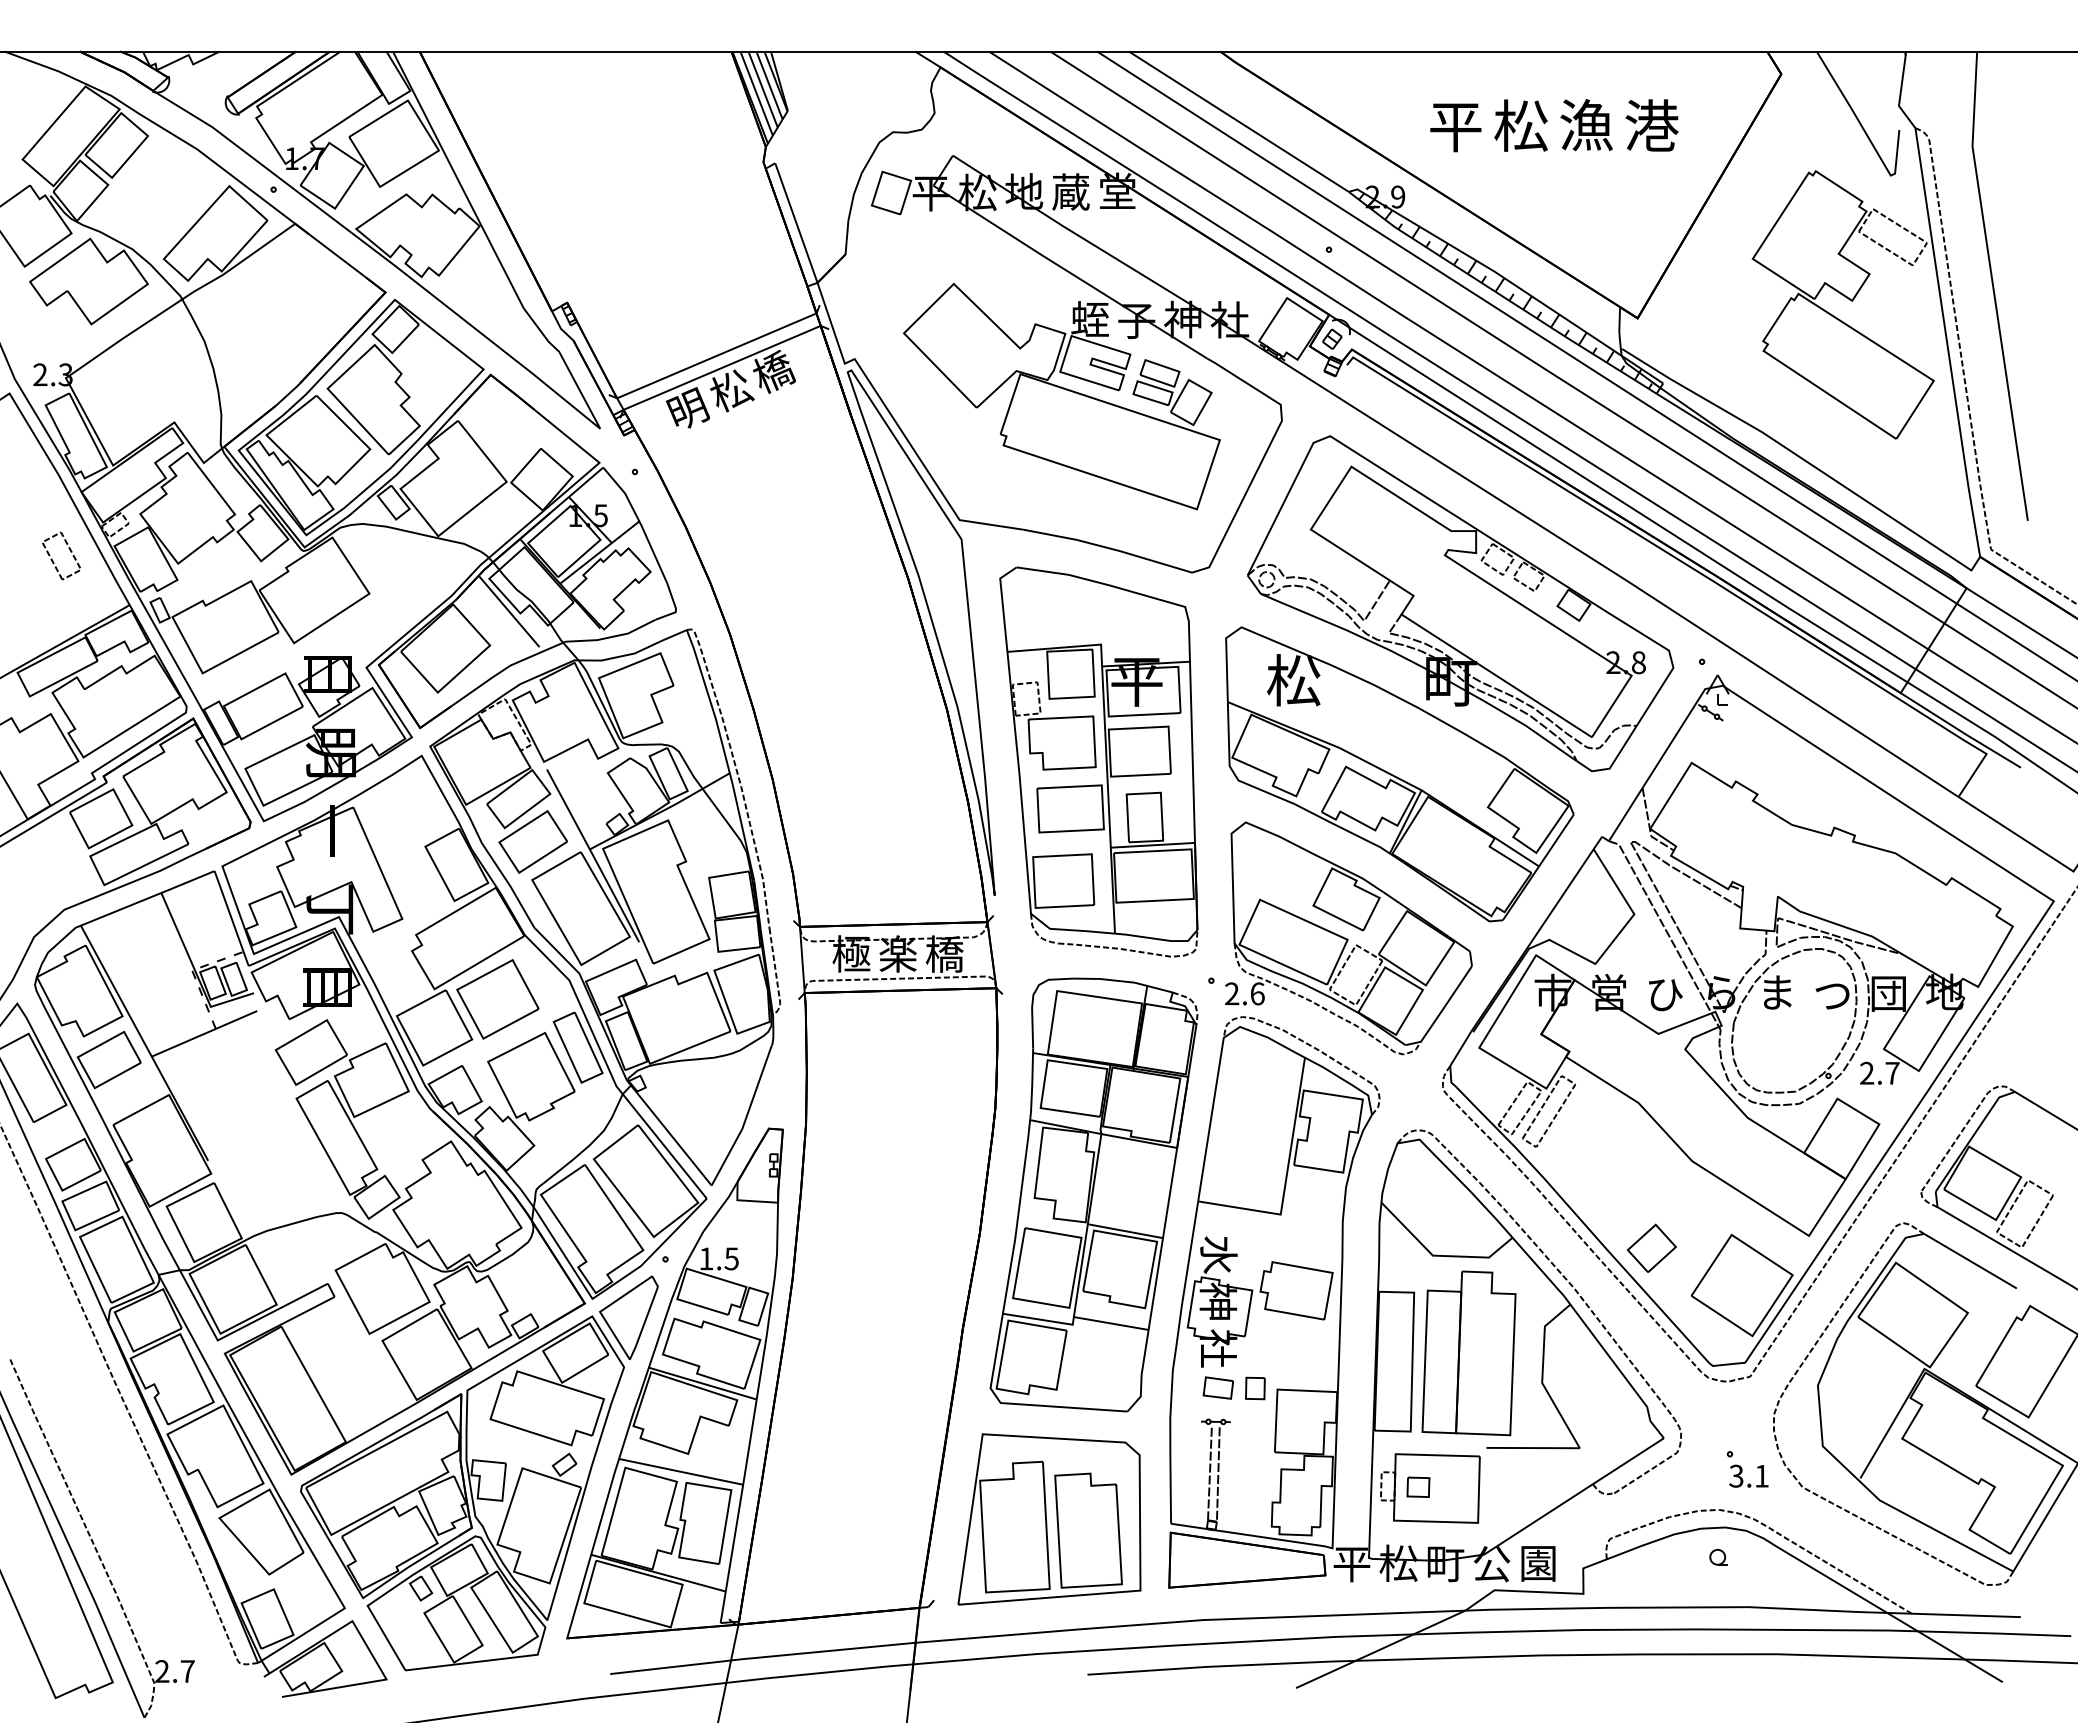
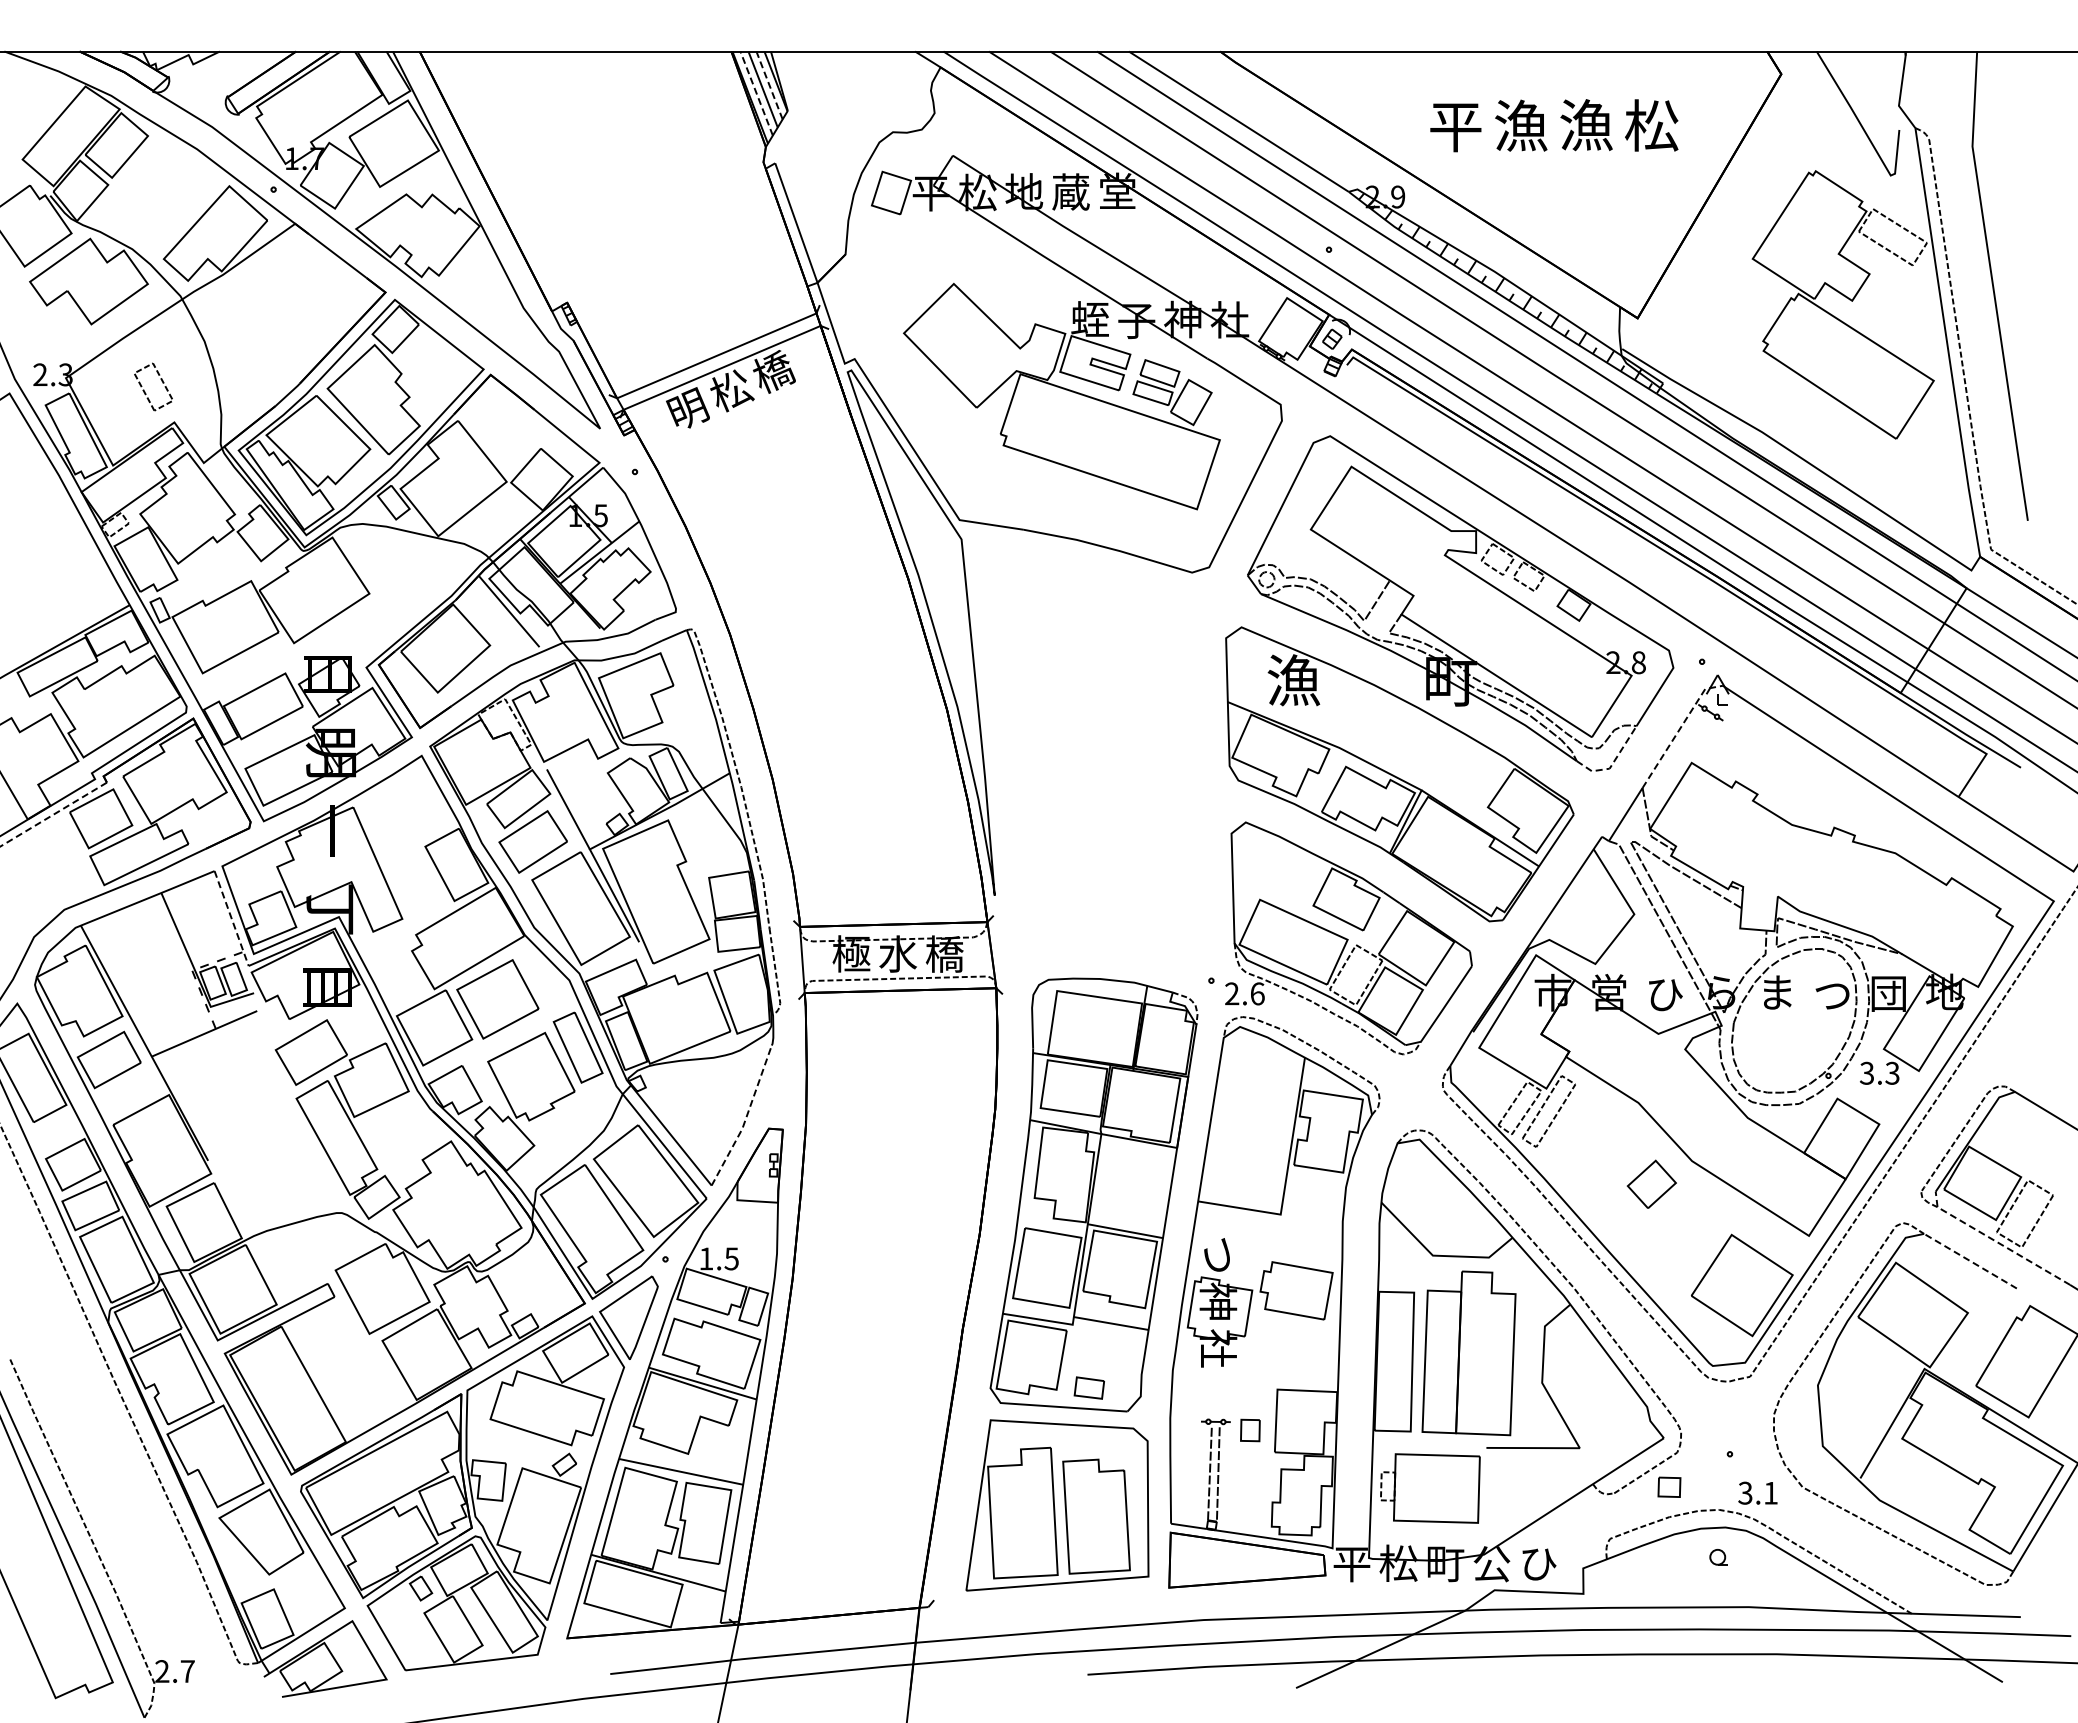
line: solid -> dashed (769, 84)
line: solid -> dashed (756, 93)
text: 松 -> 漁 (1520, 125)
text: 港 -> 松 (1651, 125)
part position: (69, 550) -> (161, 381) (161, 381)
text: 松 -> 漁 (1293, 680)
line: solid -> dashed (1679, 730)
part: present -> none (1098, 761)
line: solid -> dashed (1612, 763)
line: solid -> dashed (53, 814)
line: solid -> dashed (232, 919)
text: 楽 -> 水 (897, 953)
text: 2.7 -> 3.3 (1879, 1072)
line: solid -> dashed (746, 1117)
line: solid -> dashed (1996, 1241)
part position: (1651, 1247) -> (1651, 1183) (1651, 1183)
text: 水 -> つ (1218, 1255)
line: solid -> dashed (1970, 1261)
part position: (1217, 1387) -> (1088, 1387) (1088, 1387)
part position: (1255, 1388) -> (1250, 1430) (1250, 1430)
text position: (1748, 1475) -> (1757, 1492) (1757, 1492)
part position: (1418, 1486) -> (1669, 1486) (1669, 1486)
part position: (1049, 1519) -> (1057, 1505) (1057, 1505)
text: 園 -> ひ (1538, 1563)
